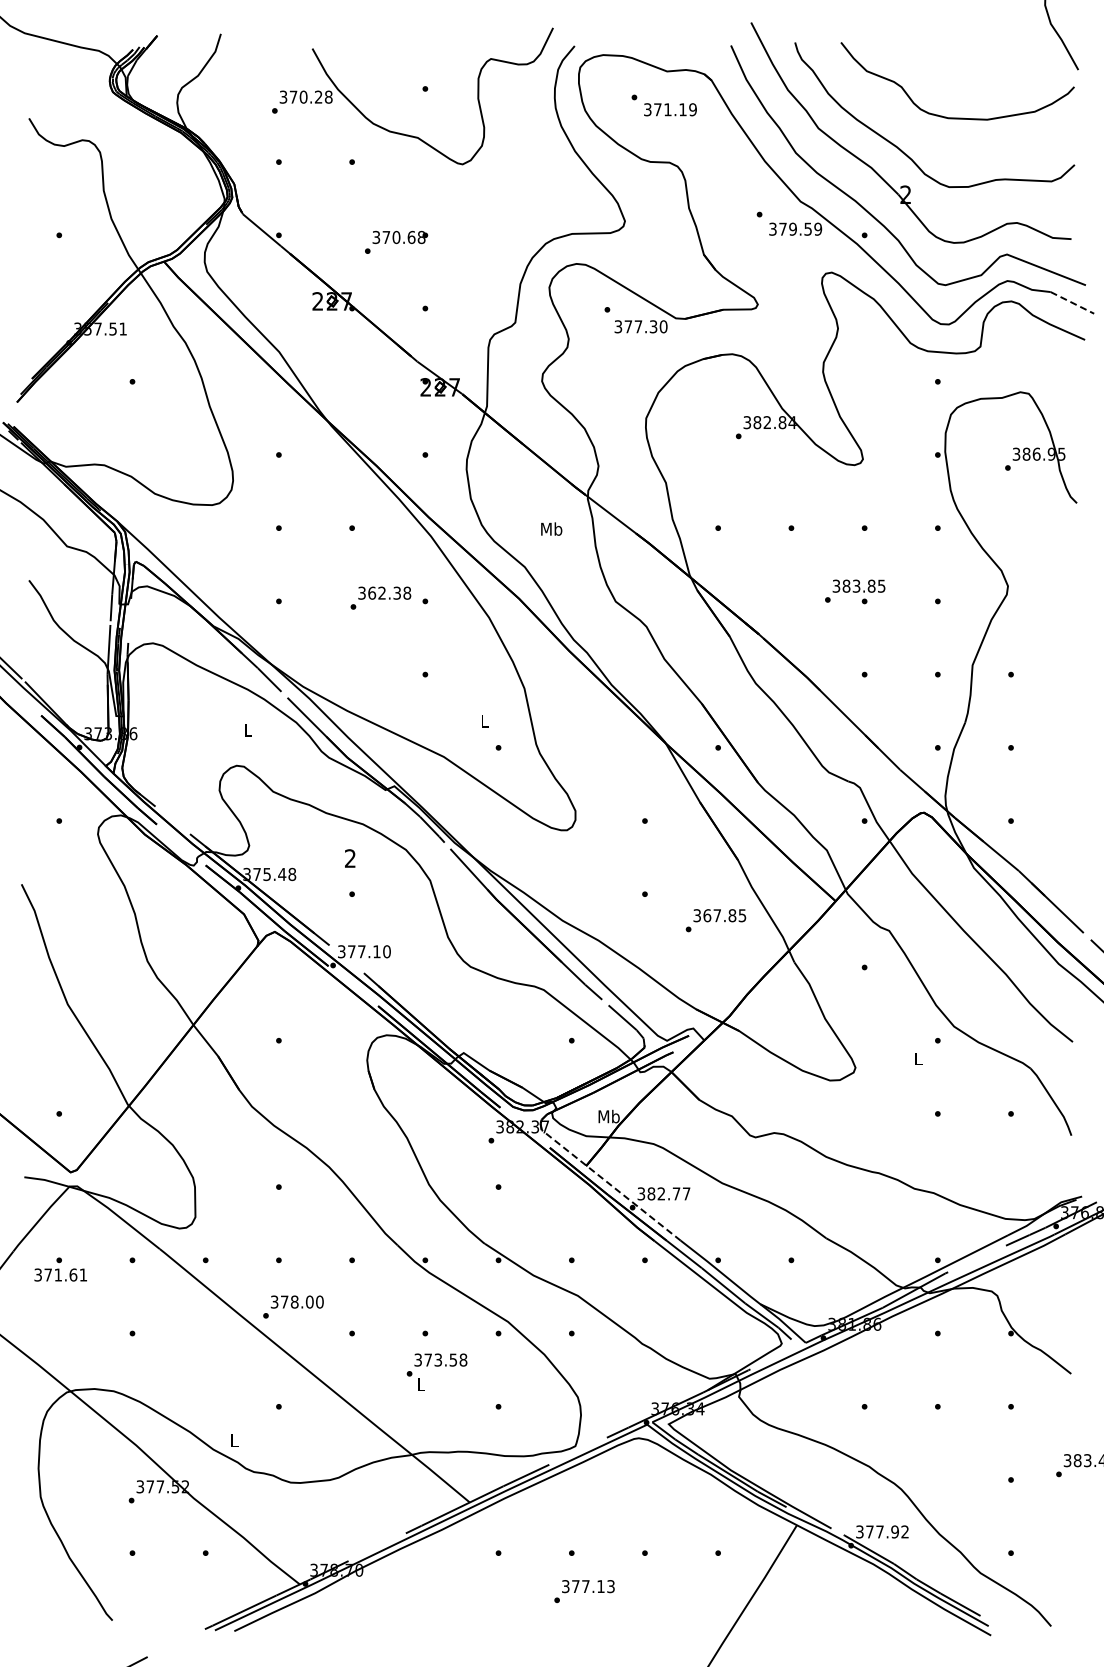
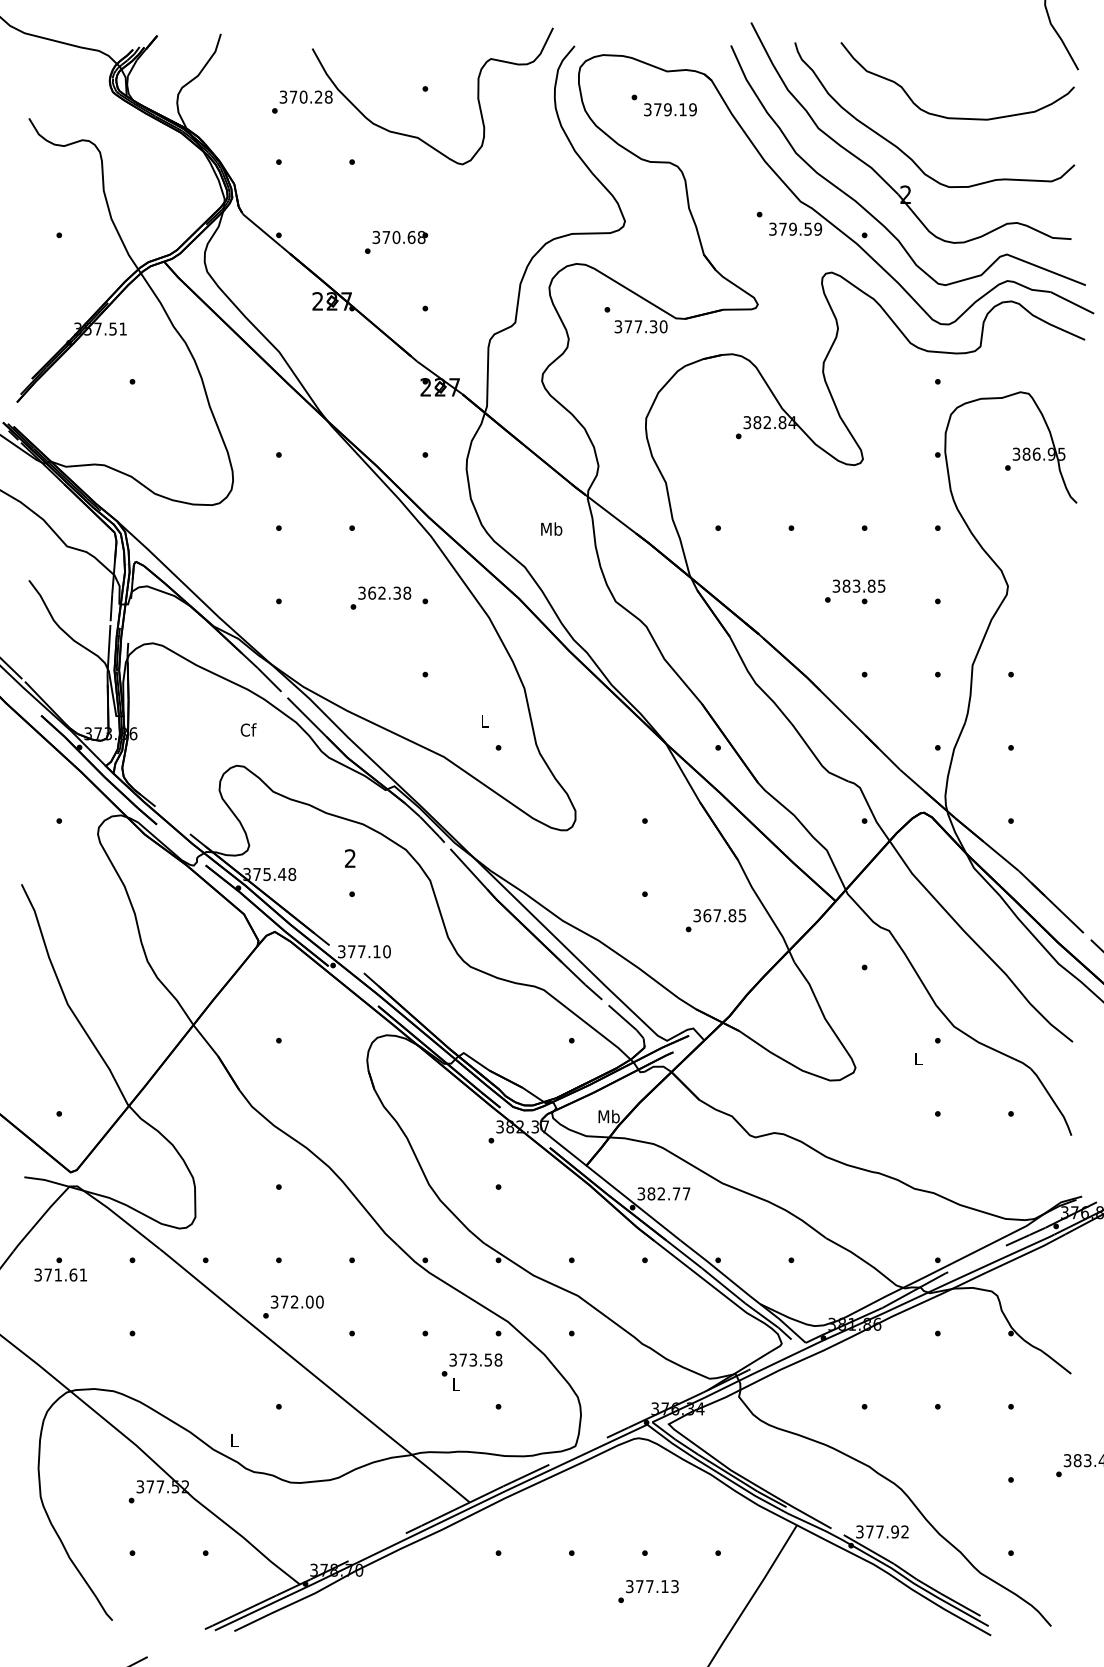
text: 371.19 -> 379.19 (667, 109)
line: dashed -> solid (1072, 303)
text: L -> Cf (248, 729)
line: dashed -> solid (611, 1185)
text: 378.00 -> 372.00 (294, 1301)
text position: (436, 1371) -> (471, 1371) (471, 1371)
text position: (584, 1591) -> (648, 1591) (648, 1591)
